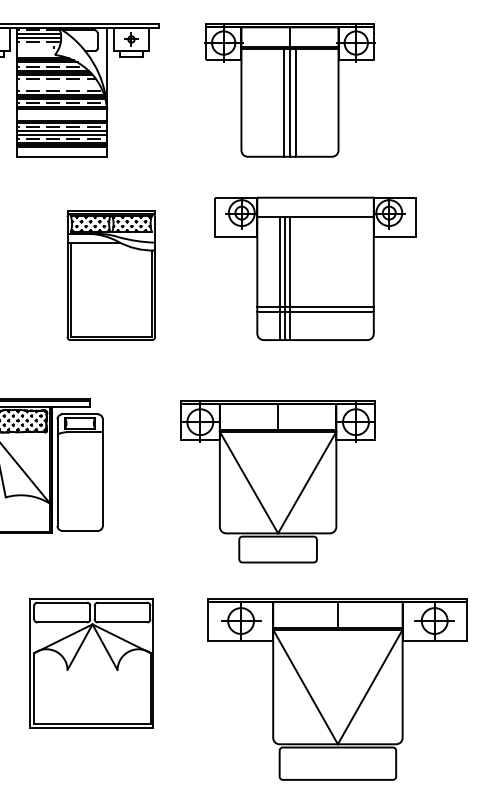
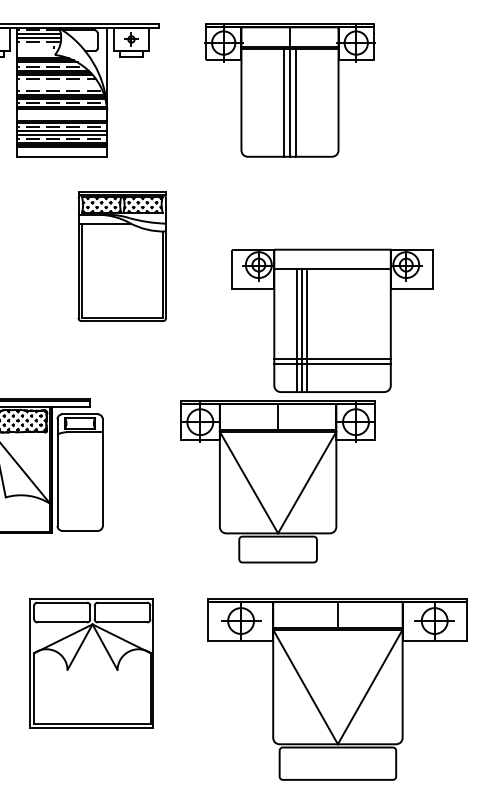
part position: (315, 268) -> (332, 320) (332, 320)
part position: (110, 275) -> (121, 256) (121, 256)
